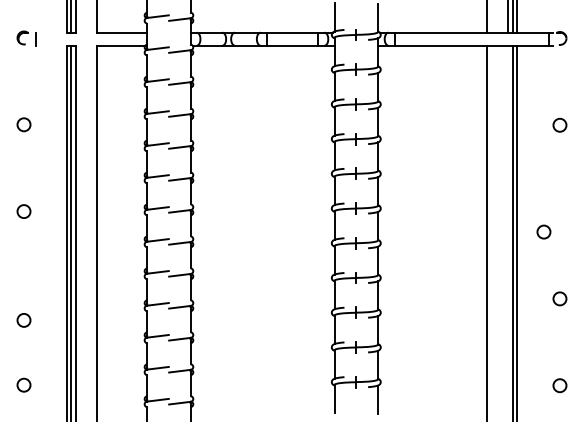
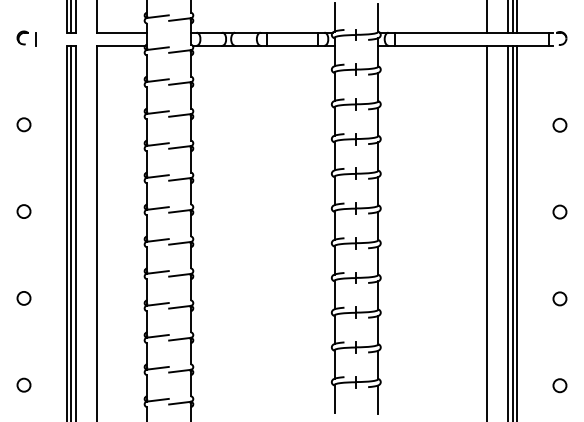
line: none -> present (508, 231)
circle position: (543, 231) -> (559, 211) (559, 211)
circle position: (23, 320) -> (23, 298) (23, 298)
